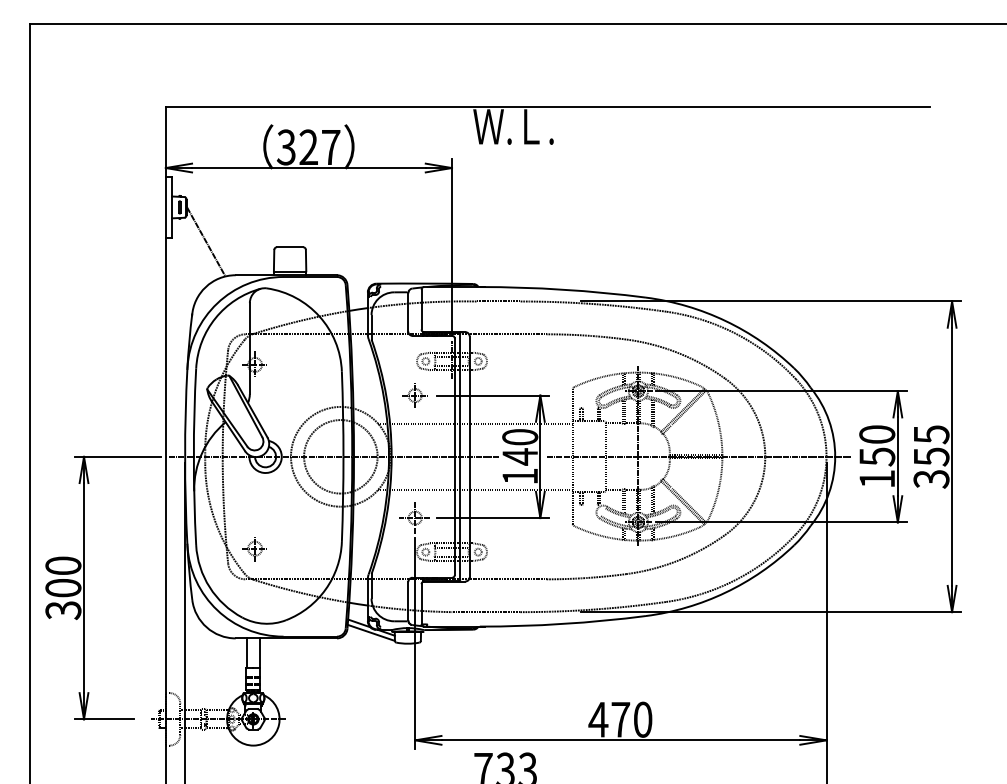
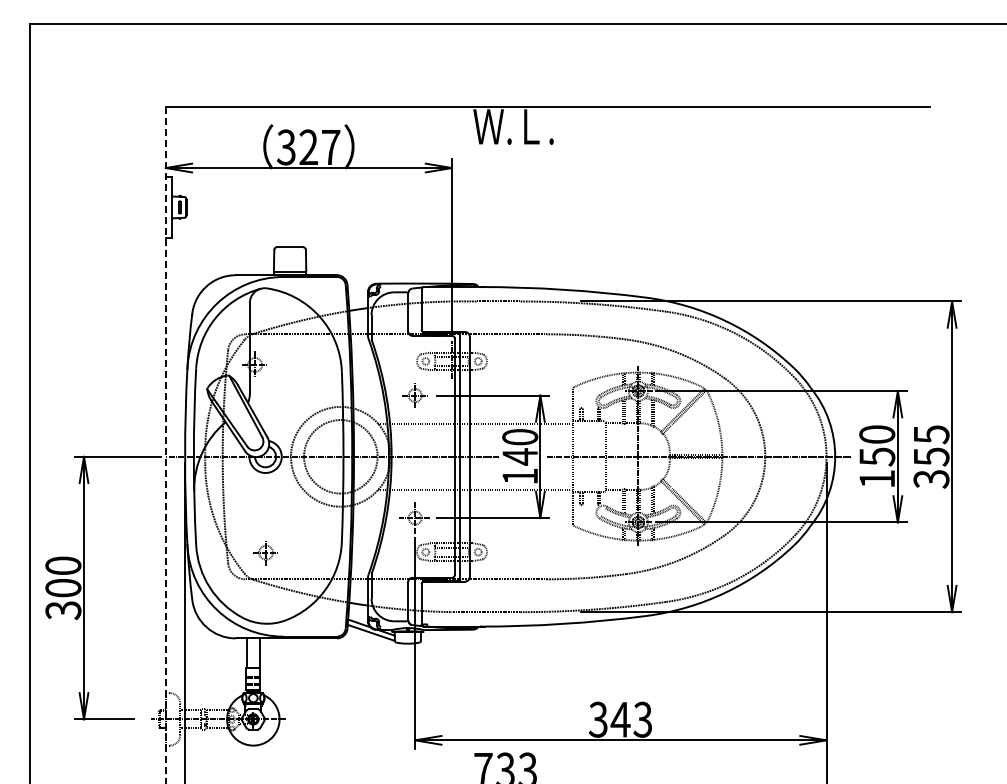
line: present -> none (206, 241)
line: solid -> dashed (165, 445)
part position: (254, 549) -> (265, 553) (265, 553)
text: 470 -> 343 (620, 719)
